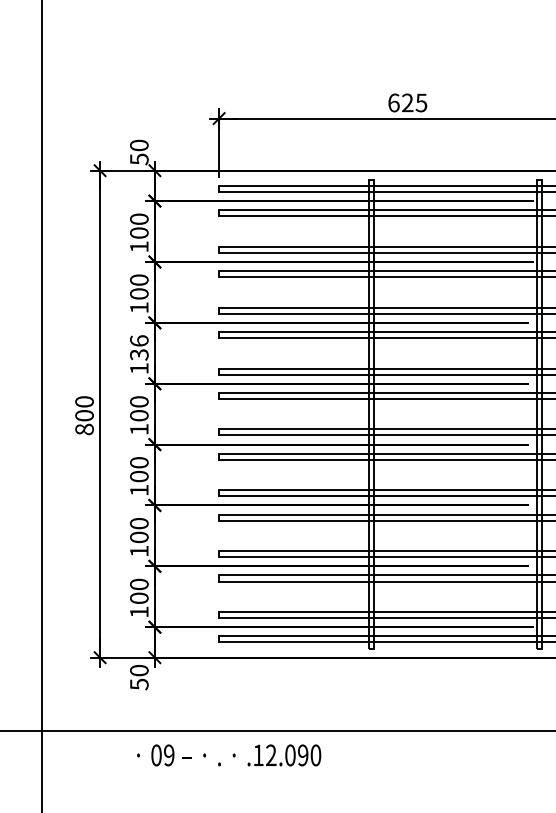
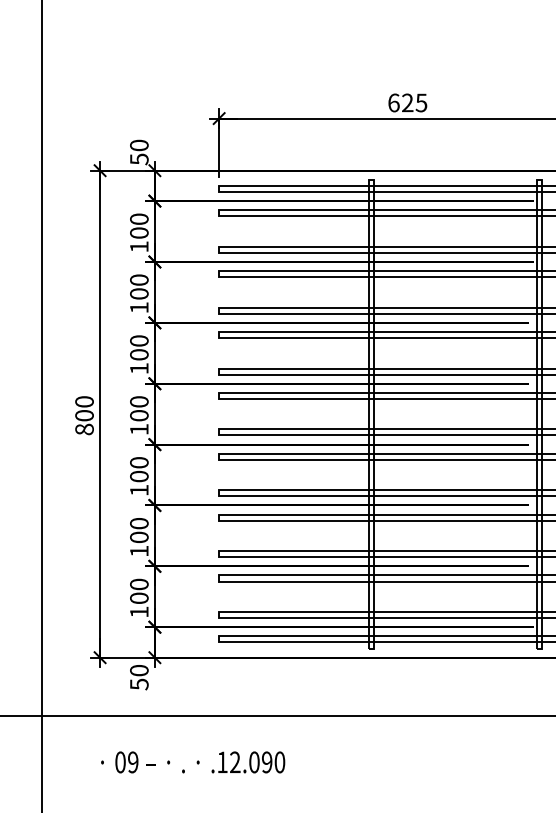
text: 136 -> 100 (139, 347)
line position: (277, 731) -> (277, 716) (277, 716)
text position: (229, 755) -> (193, 762) (193, 762)
